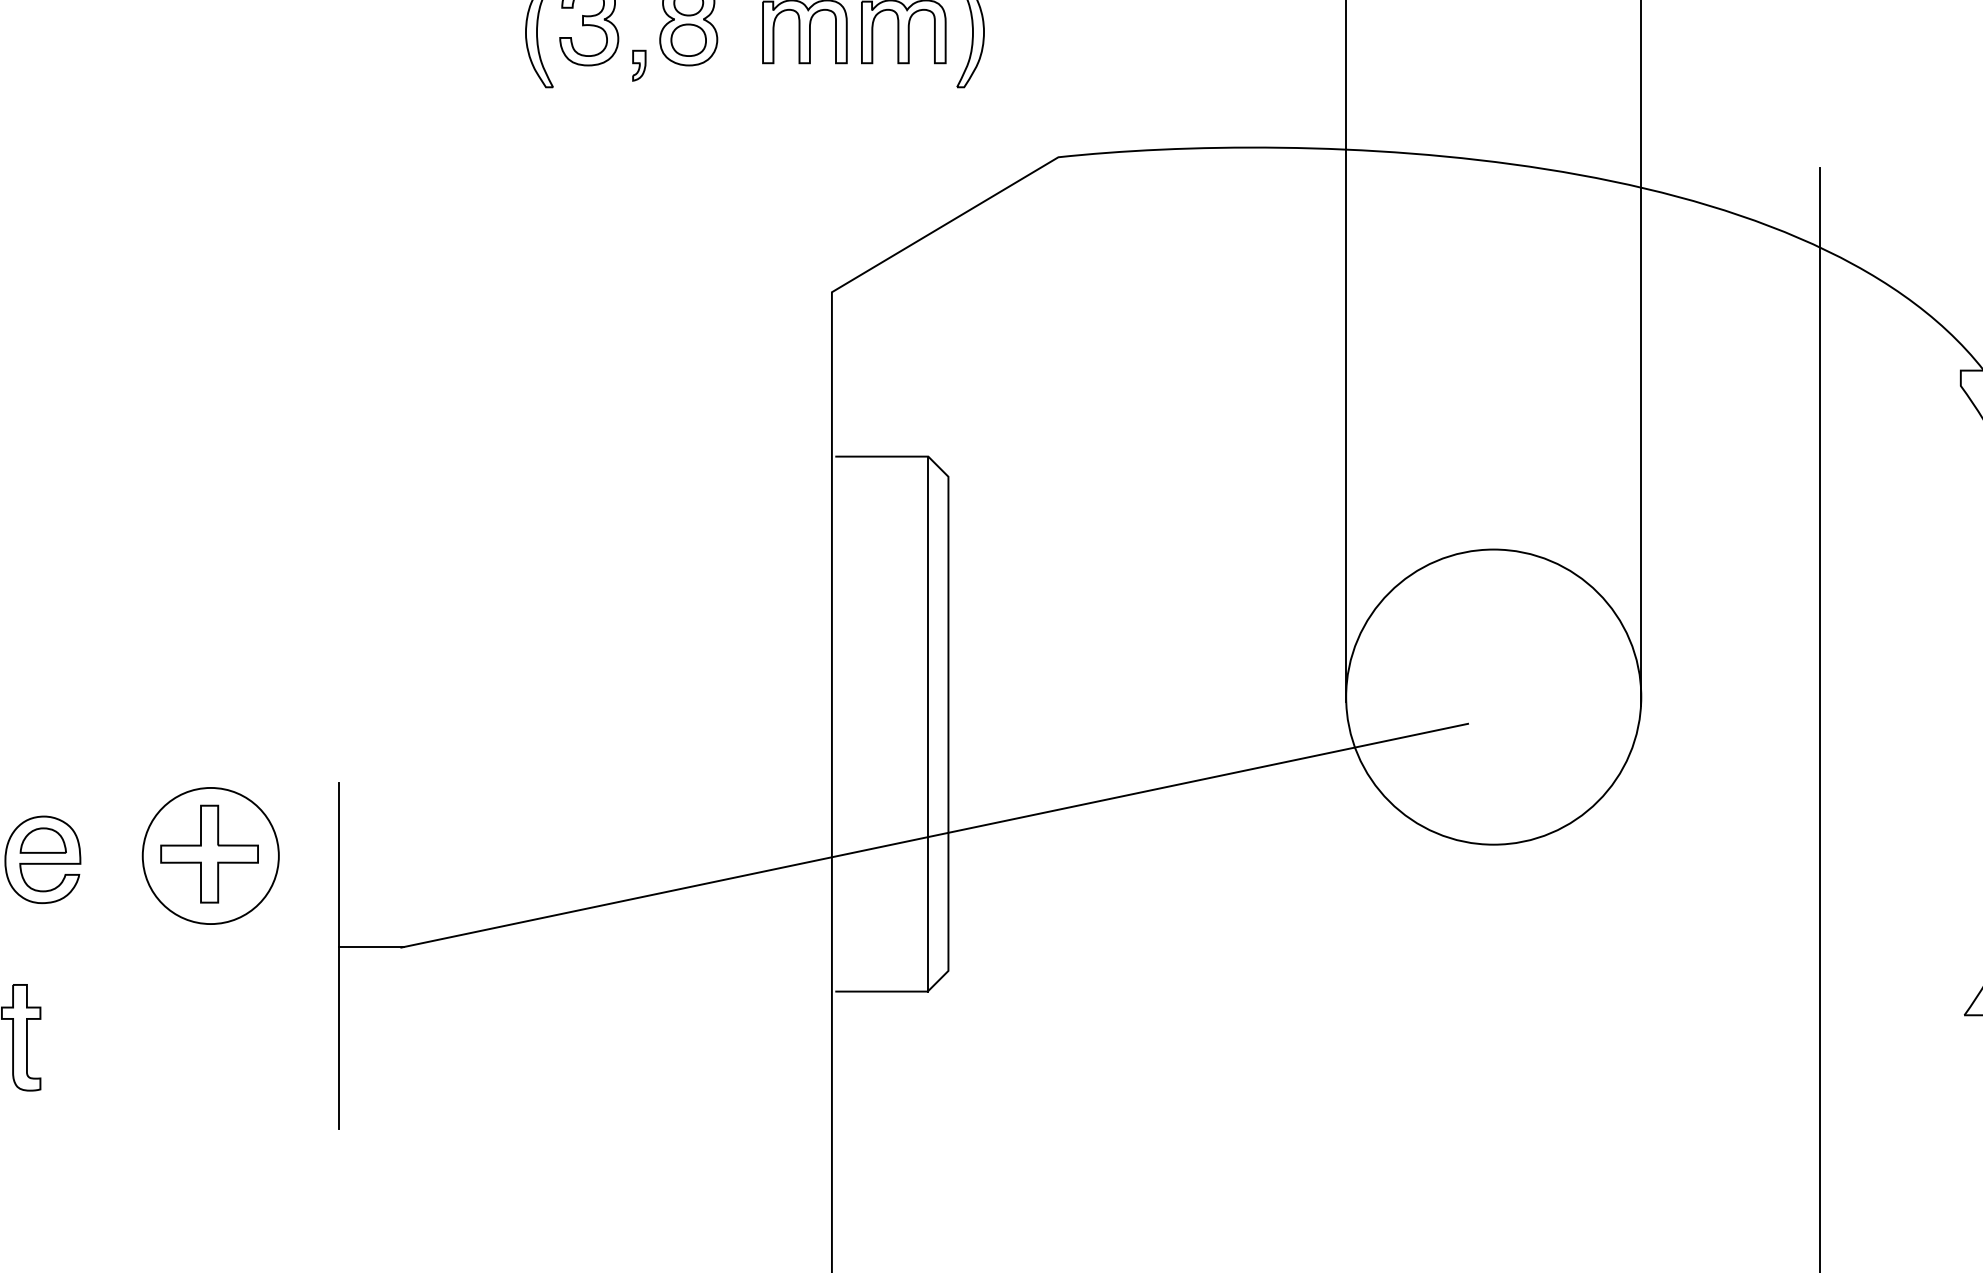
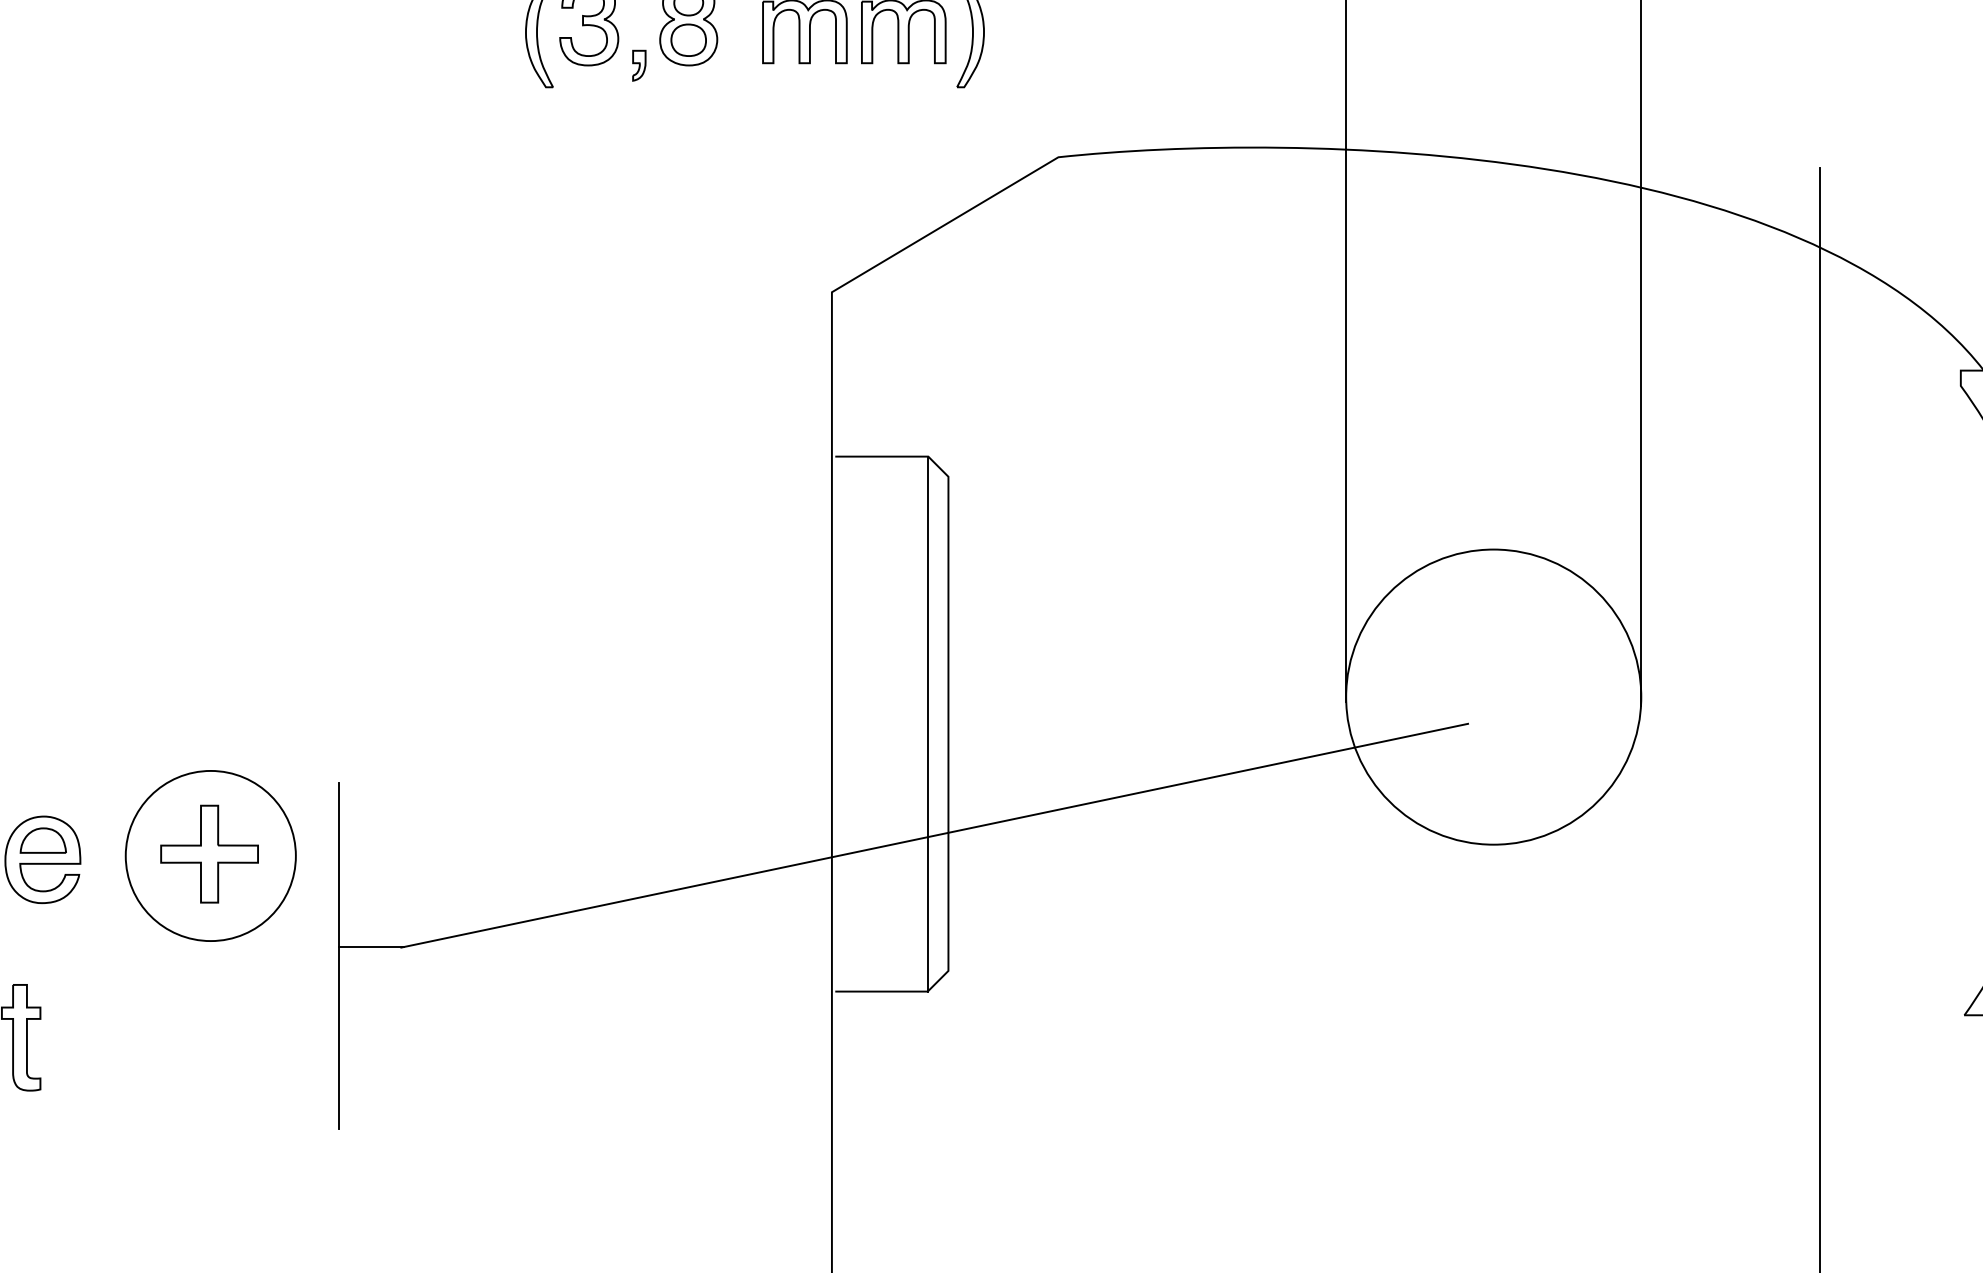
circle diameter: 136 px -> 170 px (210, 855)
